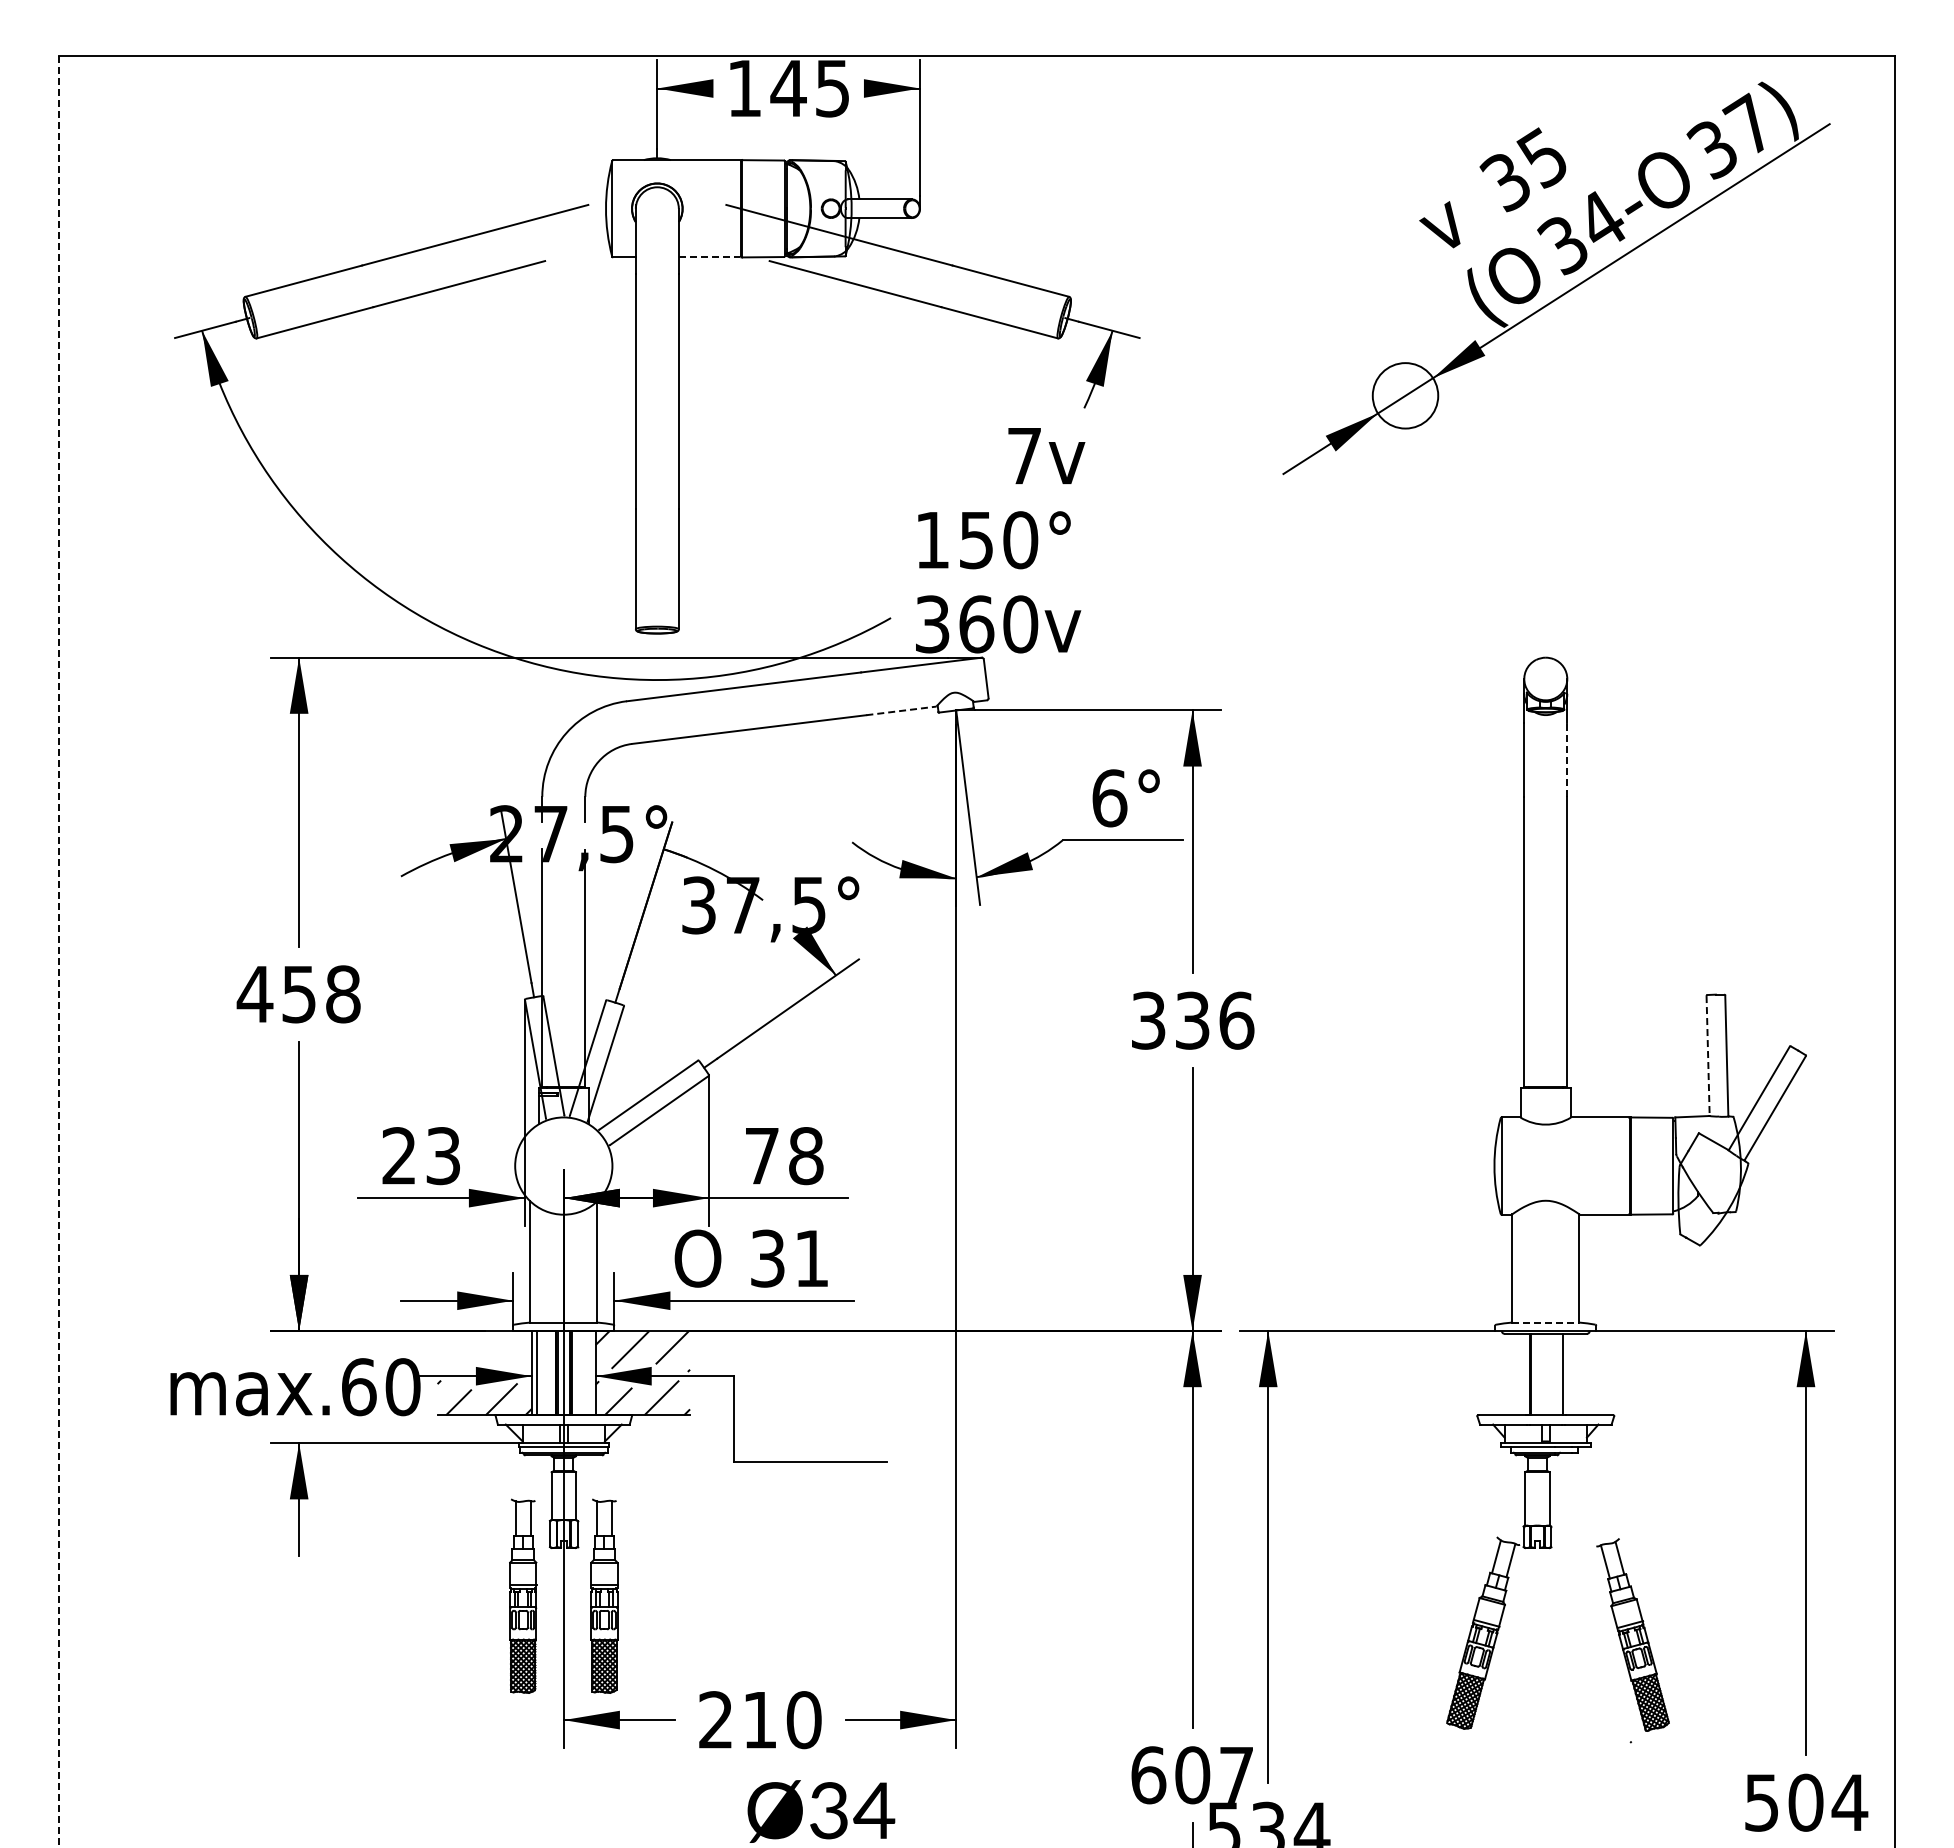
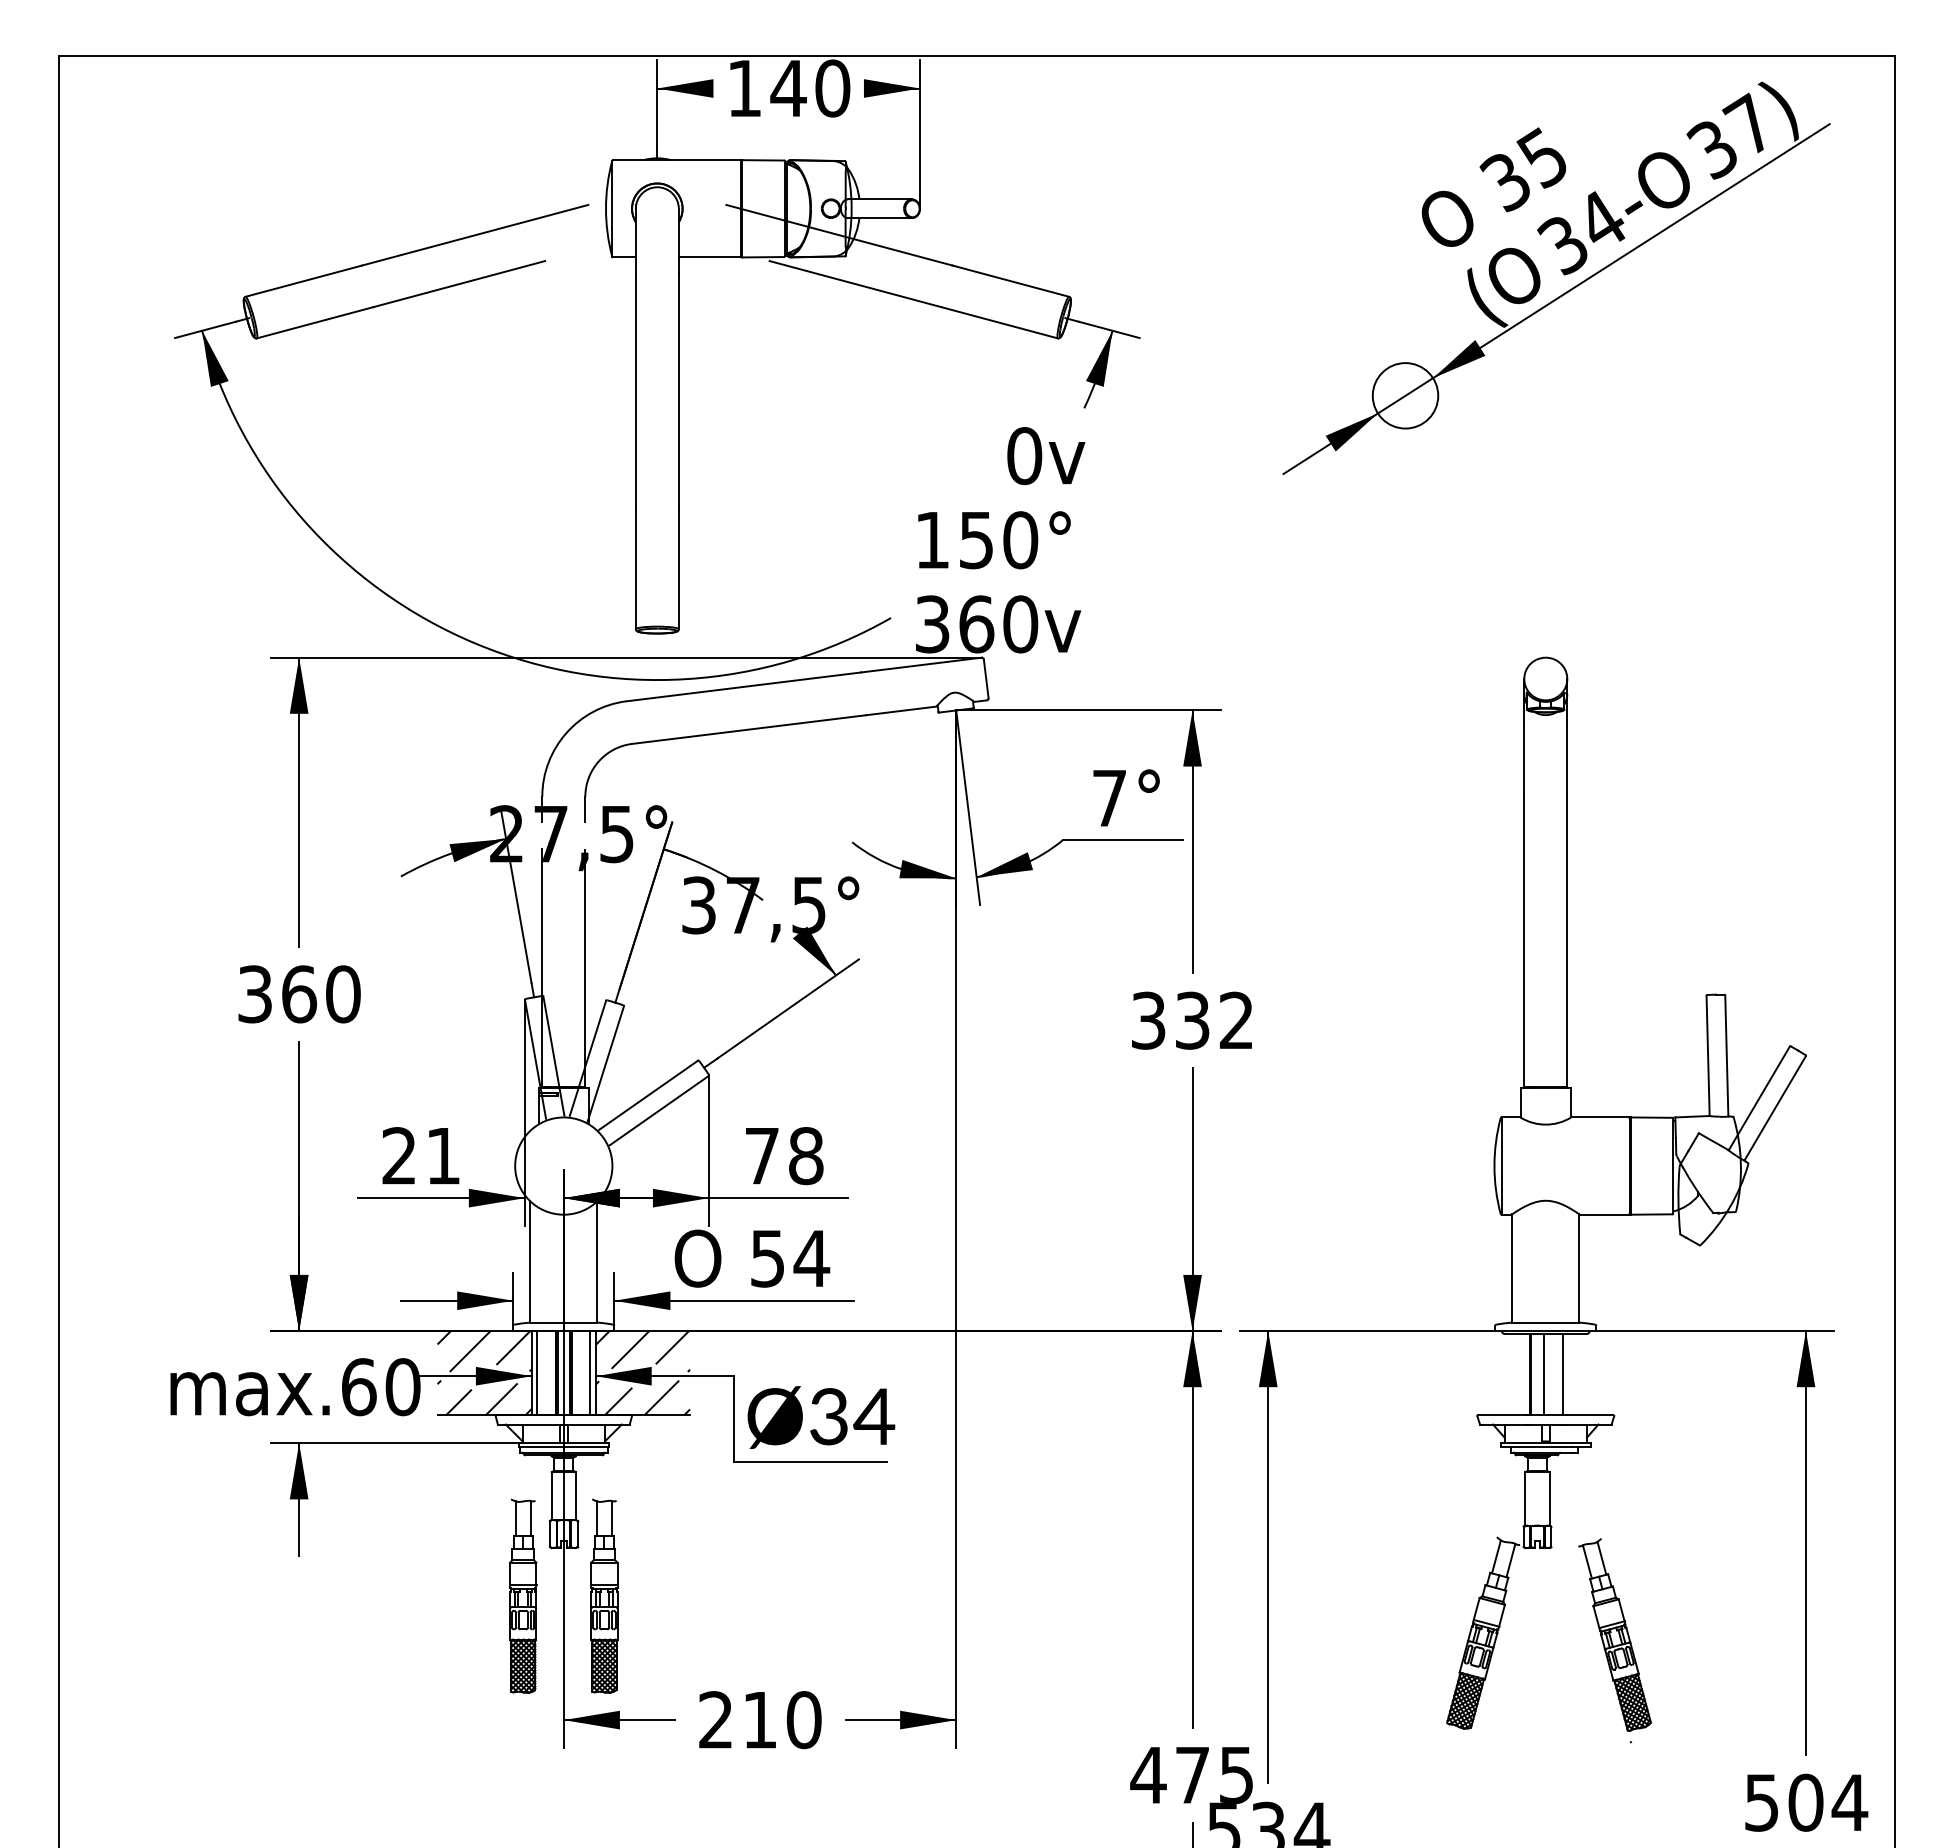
text: 145 -> 140 (832, 88)
text: v -> O (1446, 219)
line: dashed -> solid (709, 257)
text: 7 -> 0 (1024, 456)
line: dashed -> solid (901, 710)
line: dashed -> solid (1567, 759)
text: 6° -> 7° (1109, 798)
line: dashed -> solid (58, 951)
text: 458 -> 360 (298, 994)
text: 336 -> 332 (1236, 1020)
line: dashed -> solid (1708, 1056)
text: 23 -> 21 (442, 1156)
text: 31 -> 54 (790, 1258)
line: dashed -> solid (1545, 1322)
hatch: none -> present (484, 1351)
line: none -> present (590, 1373)
line: none -> present (1543, 1374)
part position: (1632, 1634) -> (1614, 1634) (1614, 1634)
text: 607 -> 475 (1191, 1775)
text position: (821, 1811) -> (821, 1417) (821, 1417)
